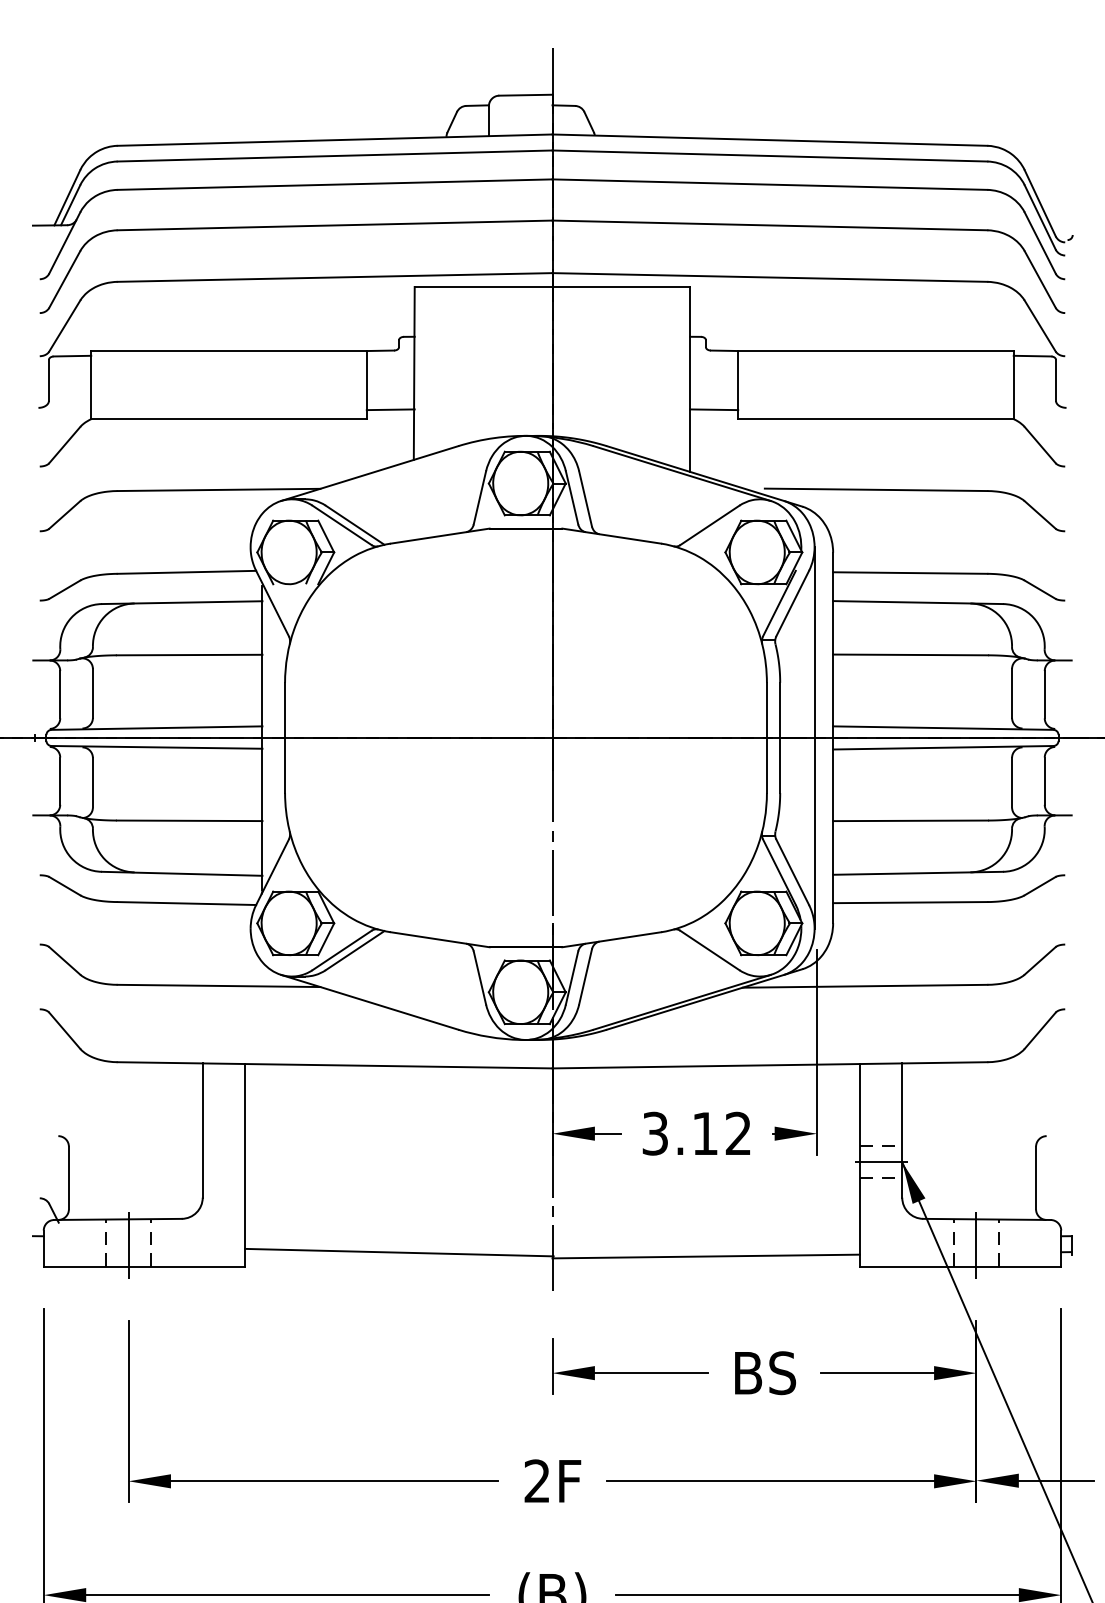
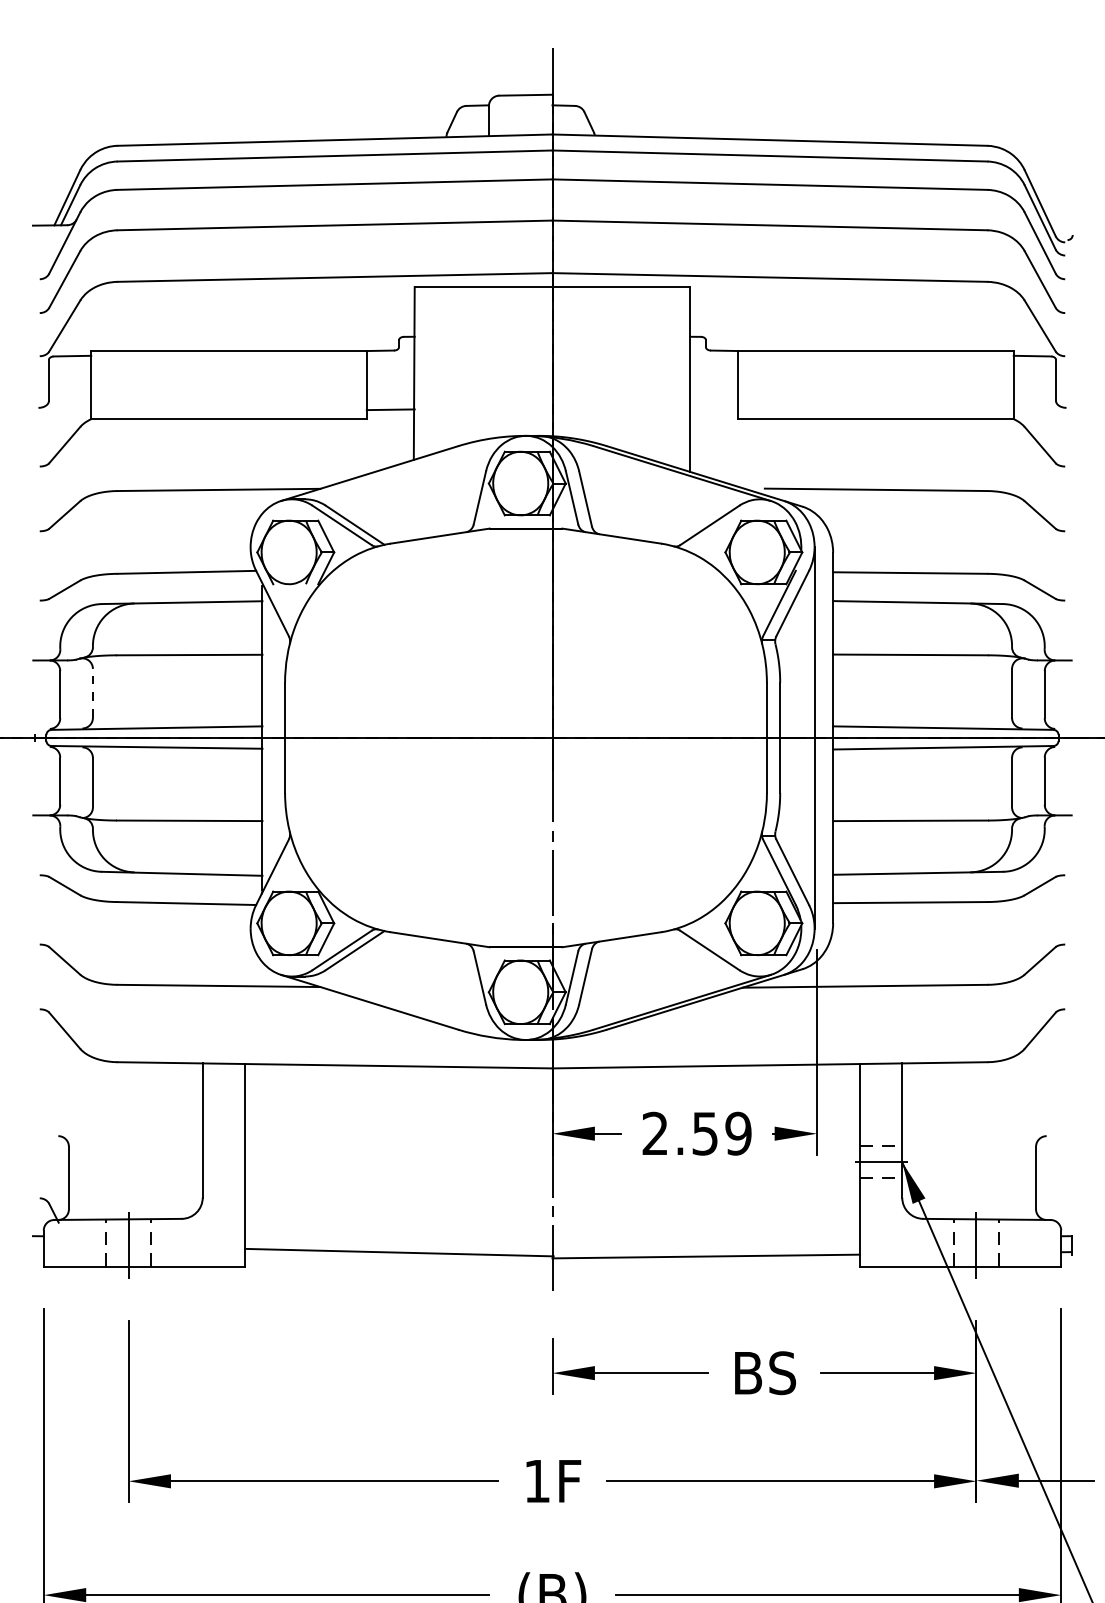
line: present -> none (714, 409)
line: solid -> dashed (92, 692)
text: 3.12 -> 2.59 (696, 1133)
text: 2F -> 1F (536, 1480)
